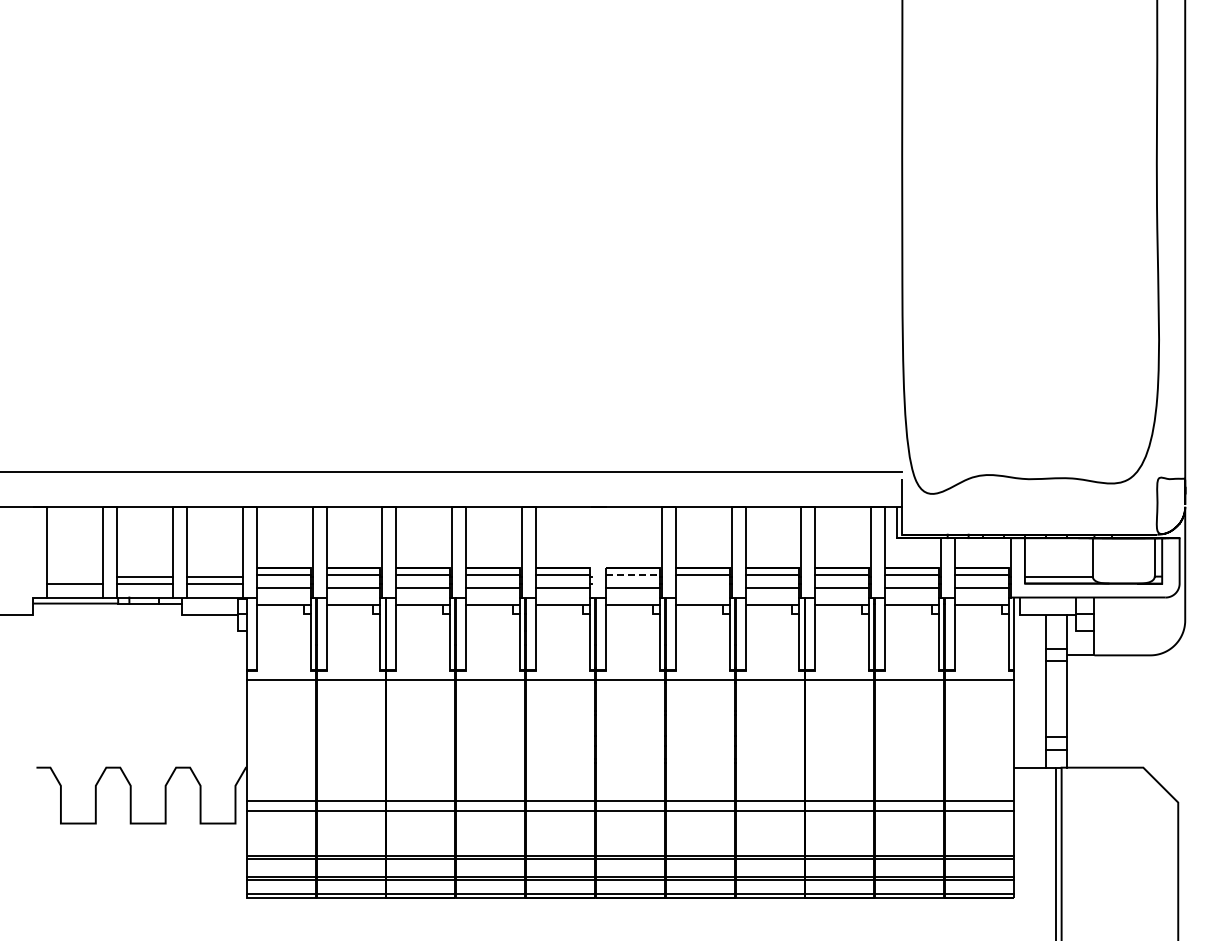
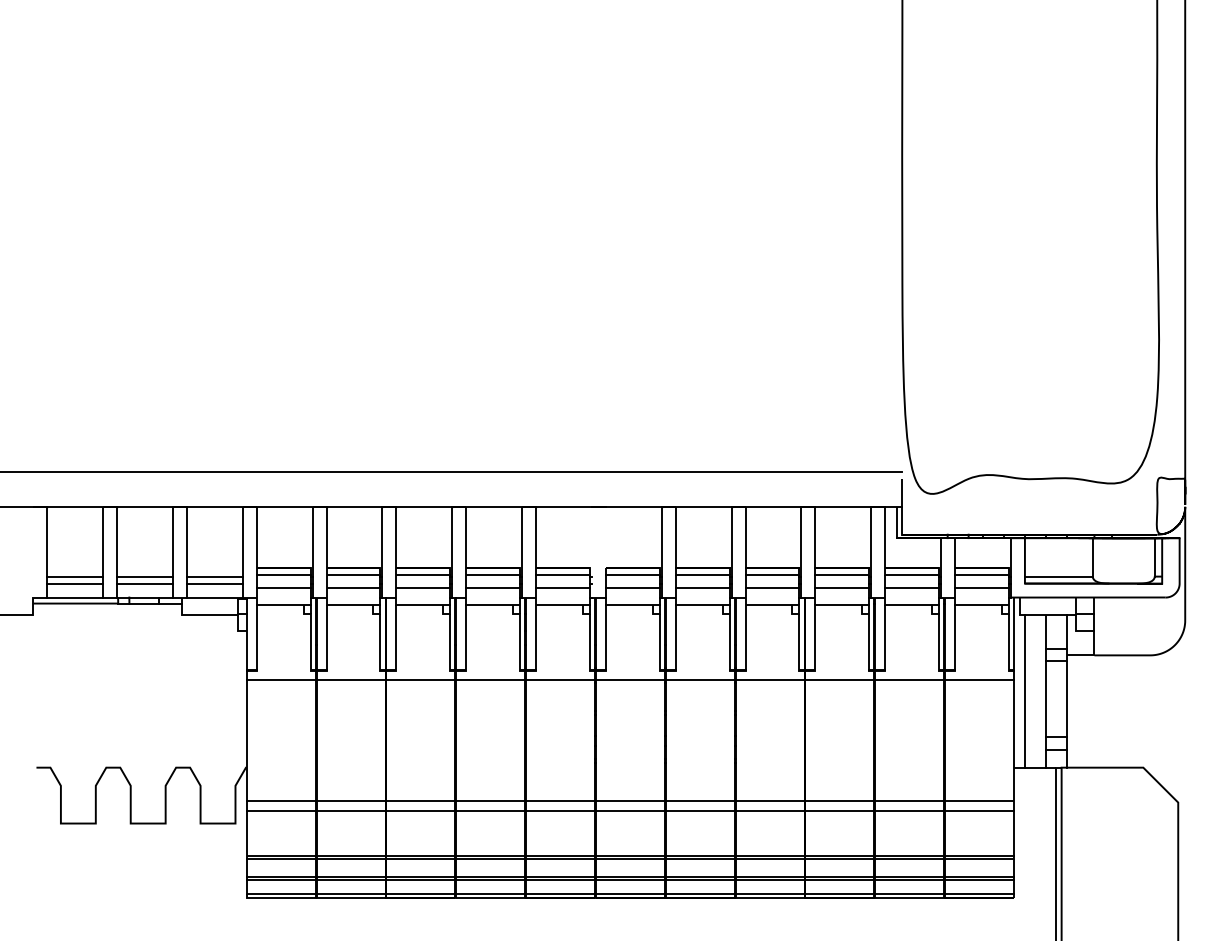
line: dashed -> solid (632, 574)
line: none -> present (75, 576)
line: none -> present (702, 588)
line: none -> present (1024, 690)
